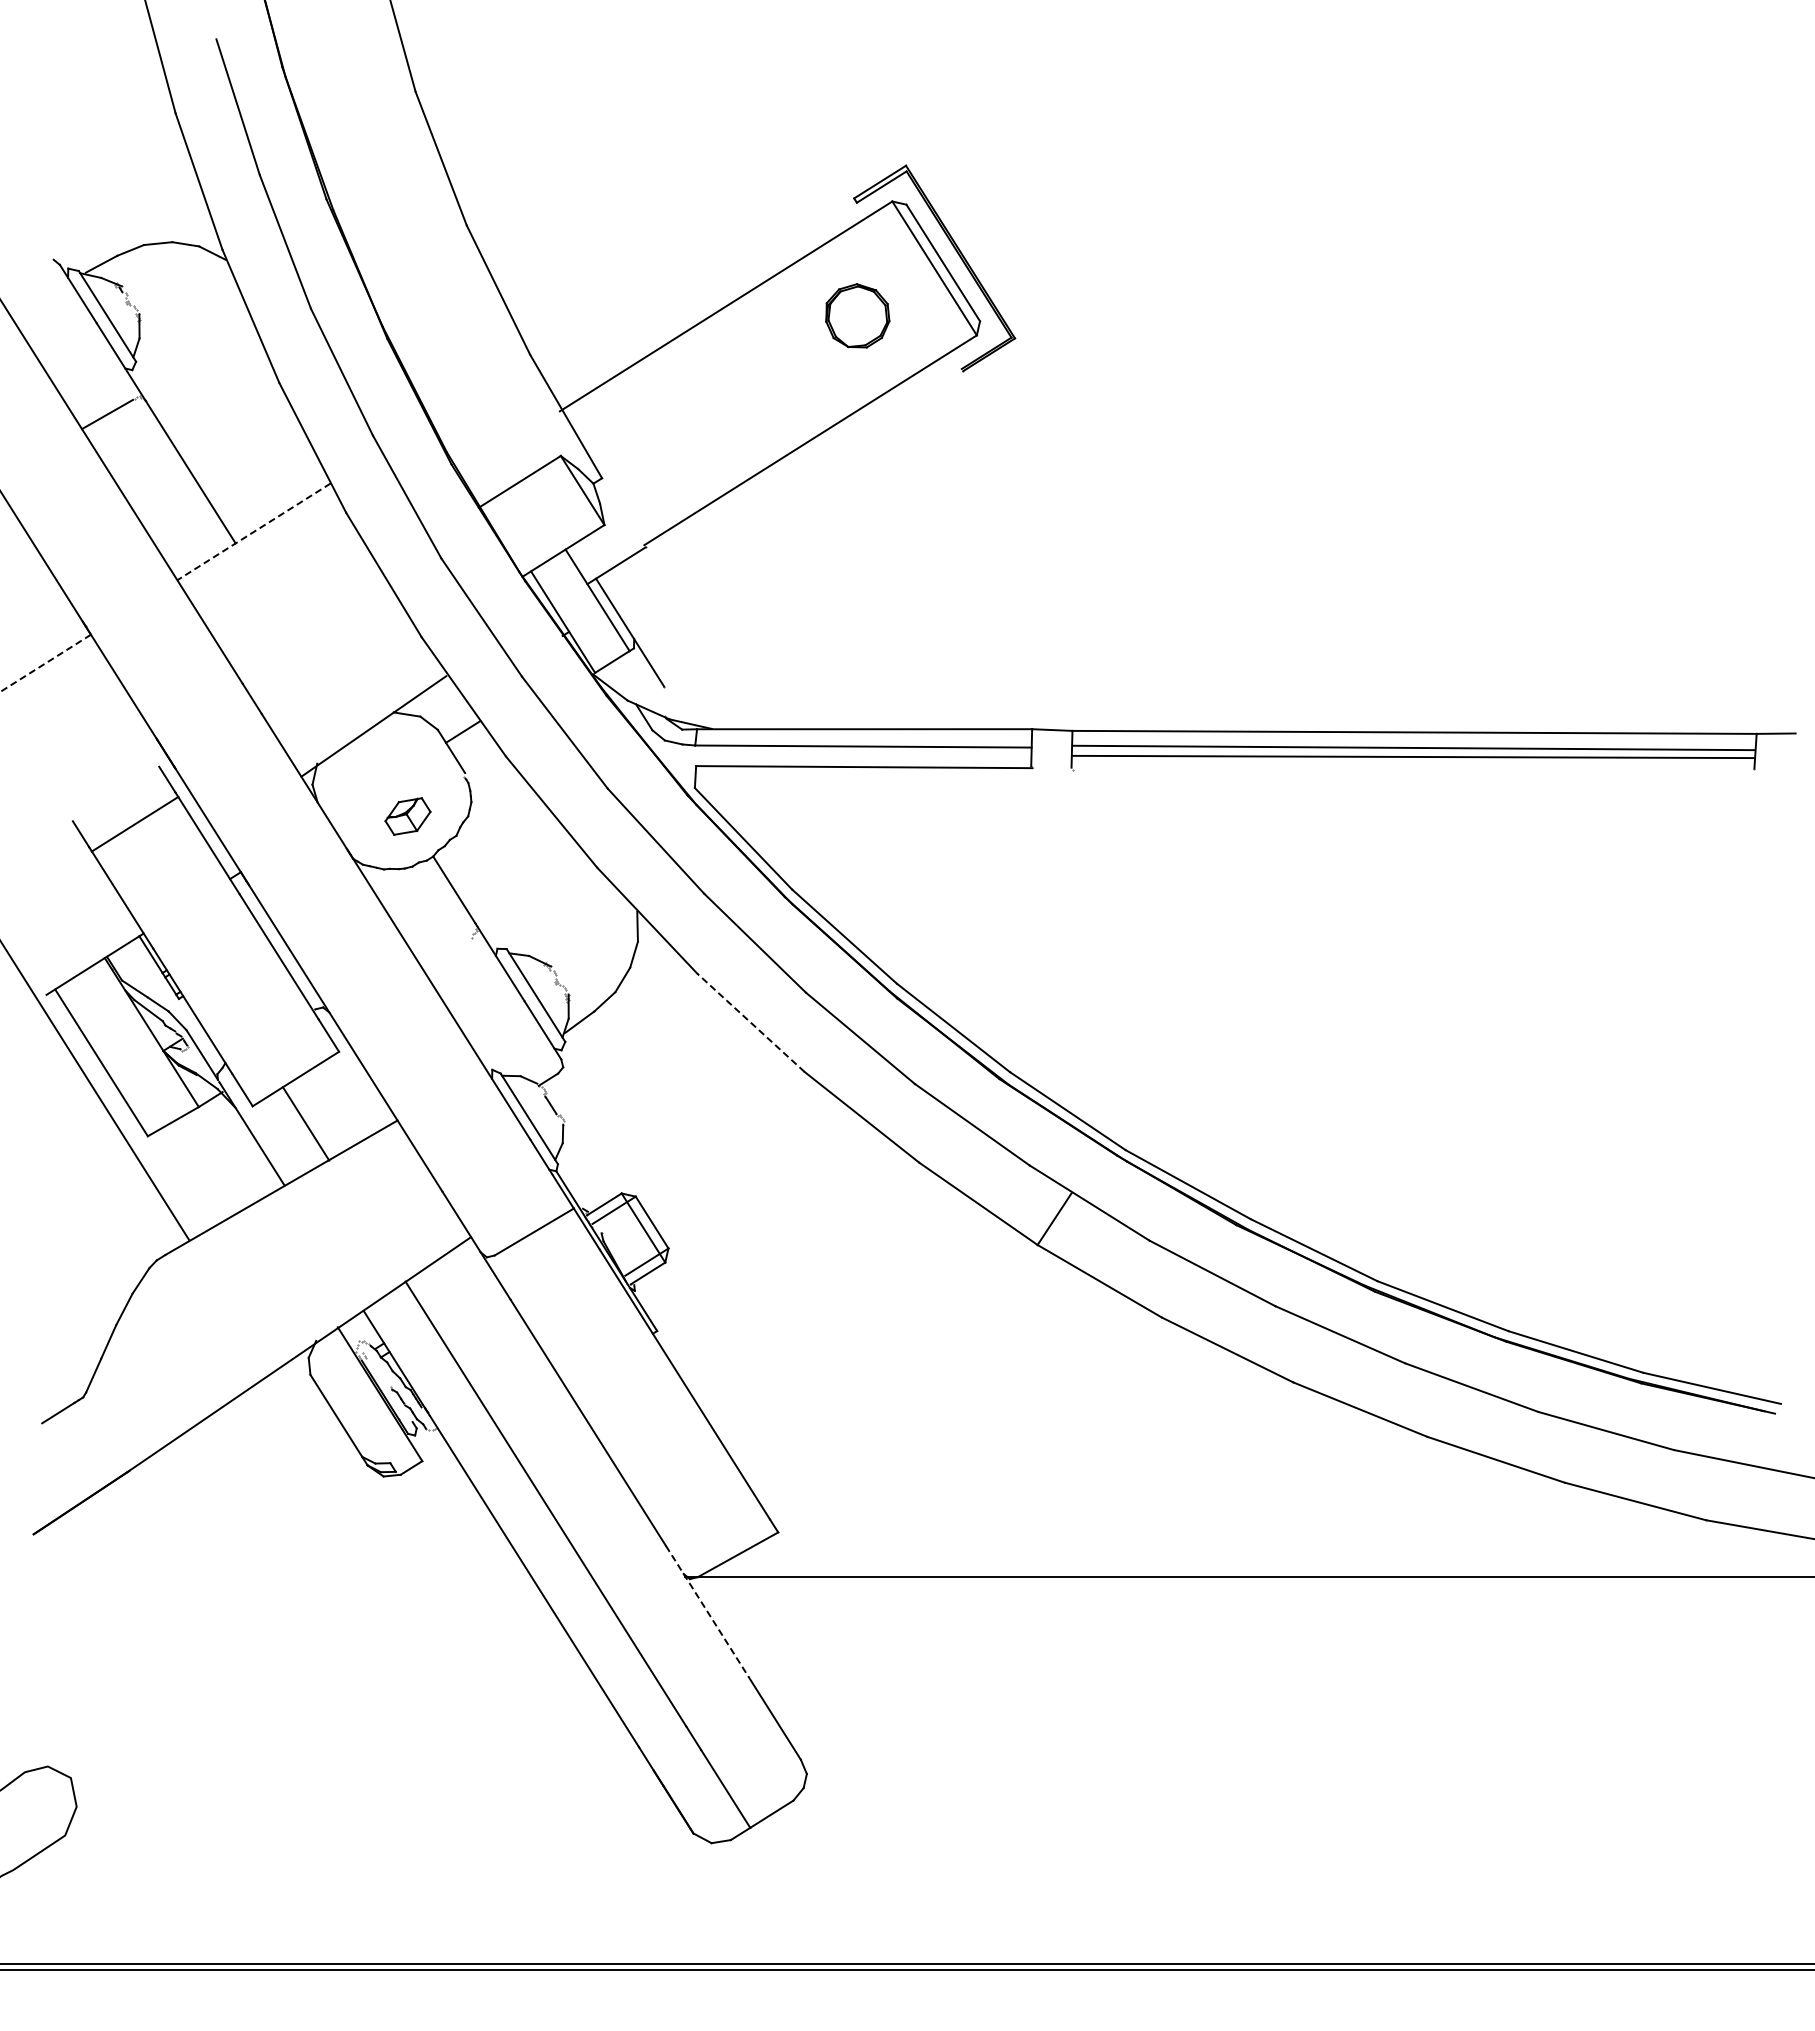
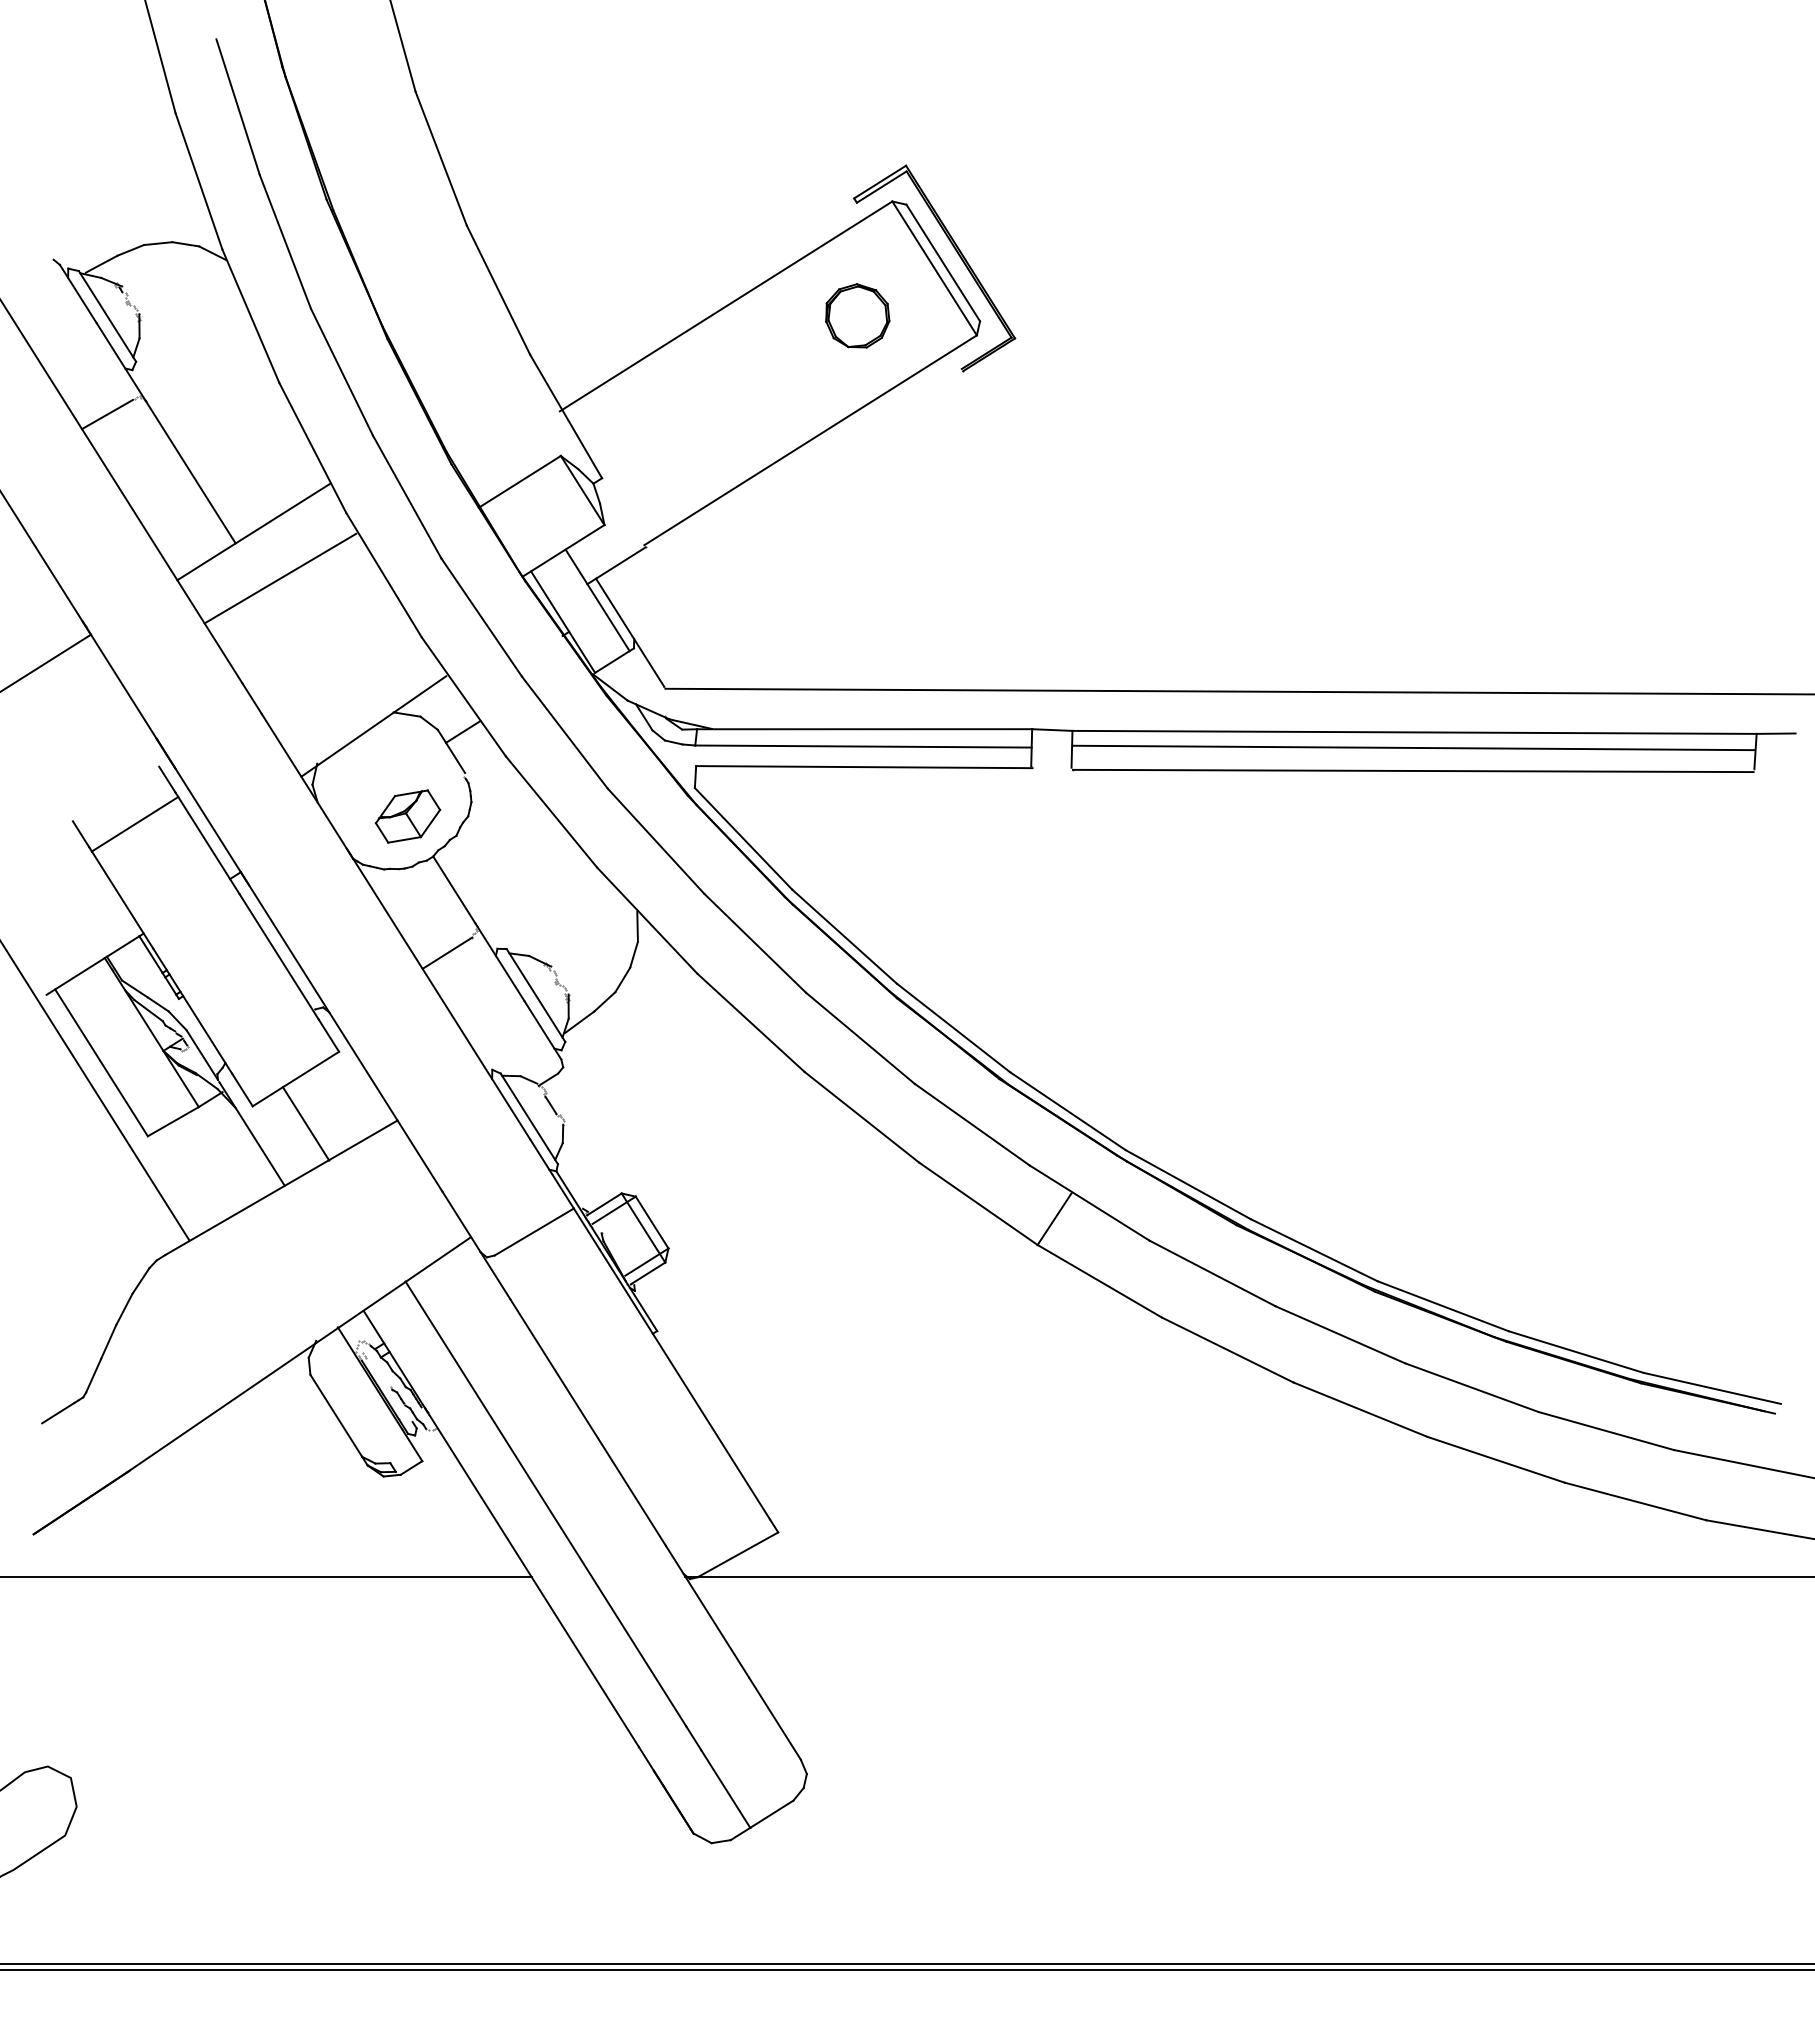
line: dashed -> solid (254, 531)
line: none -> present (280, 578)
line: dashed -> solid (45, 663)
line: none -> present (1238, 691)
line position: (1412, 756) -> (1412, 770) (1412, 770)
part size: 48x39 px -> 68x55 px (407, 816)
line: none -> present (447, 952)
line: dashed -> solid (751, 1022)
line: none -> present (266, 1576)
line: dashed -> solid (707, 1611)
